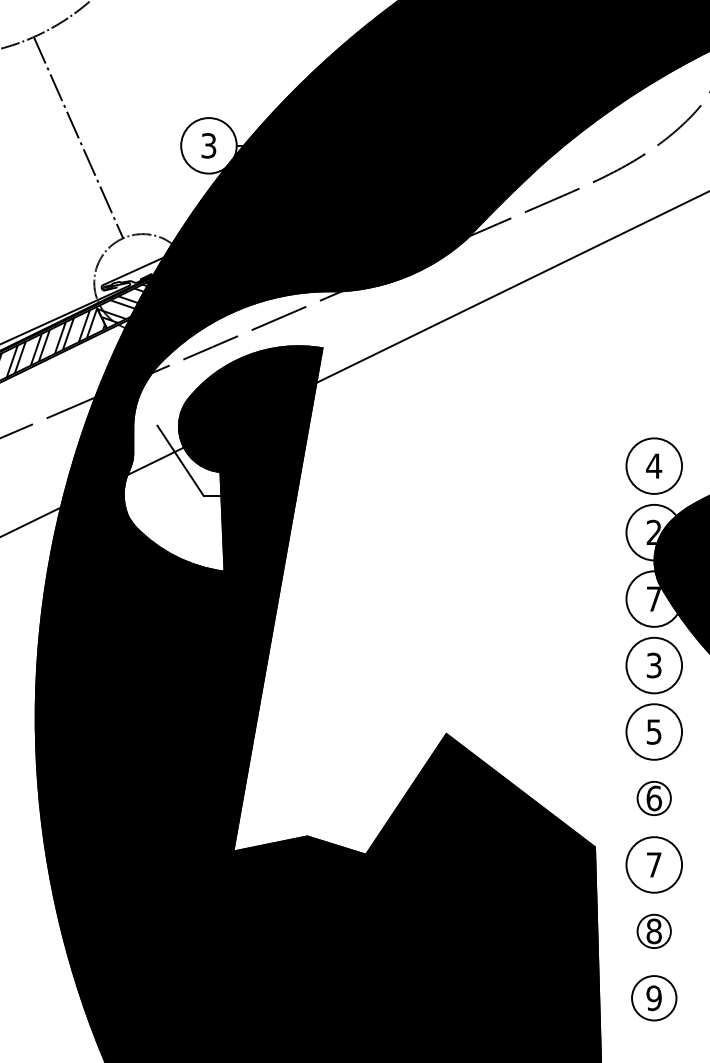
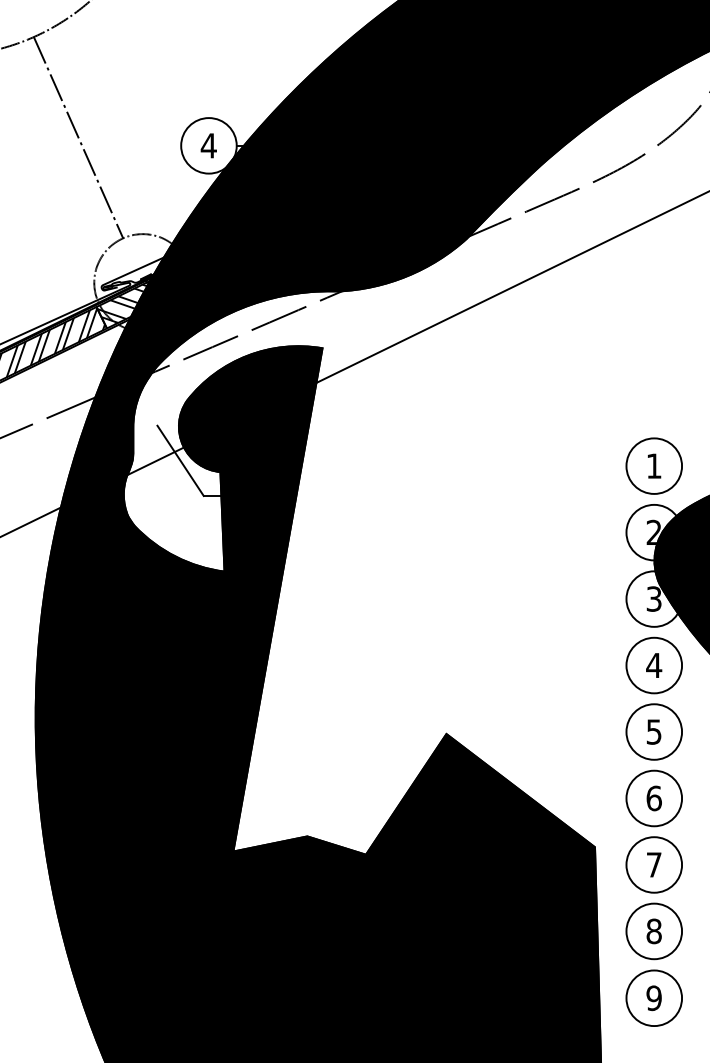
text: 3 -> 4 (208, 145)
text: 4 -> 1 (654, 465)
text: 7 -> 3 (653, 598)
text: 3 -> 4 (654, 665)
circle diameter: 33 px -> 56 px (654, 798)
circle diameter: 33 px -> 56 px (654, 931)
circle diameter: 44 px -> 56 px (654, 998)
